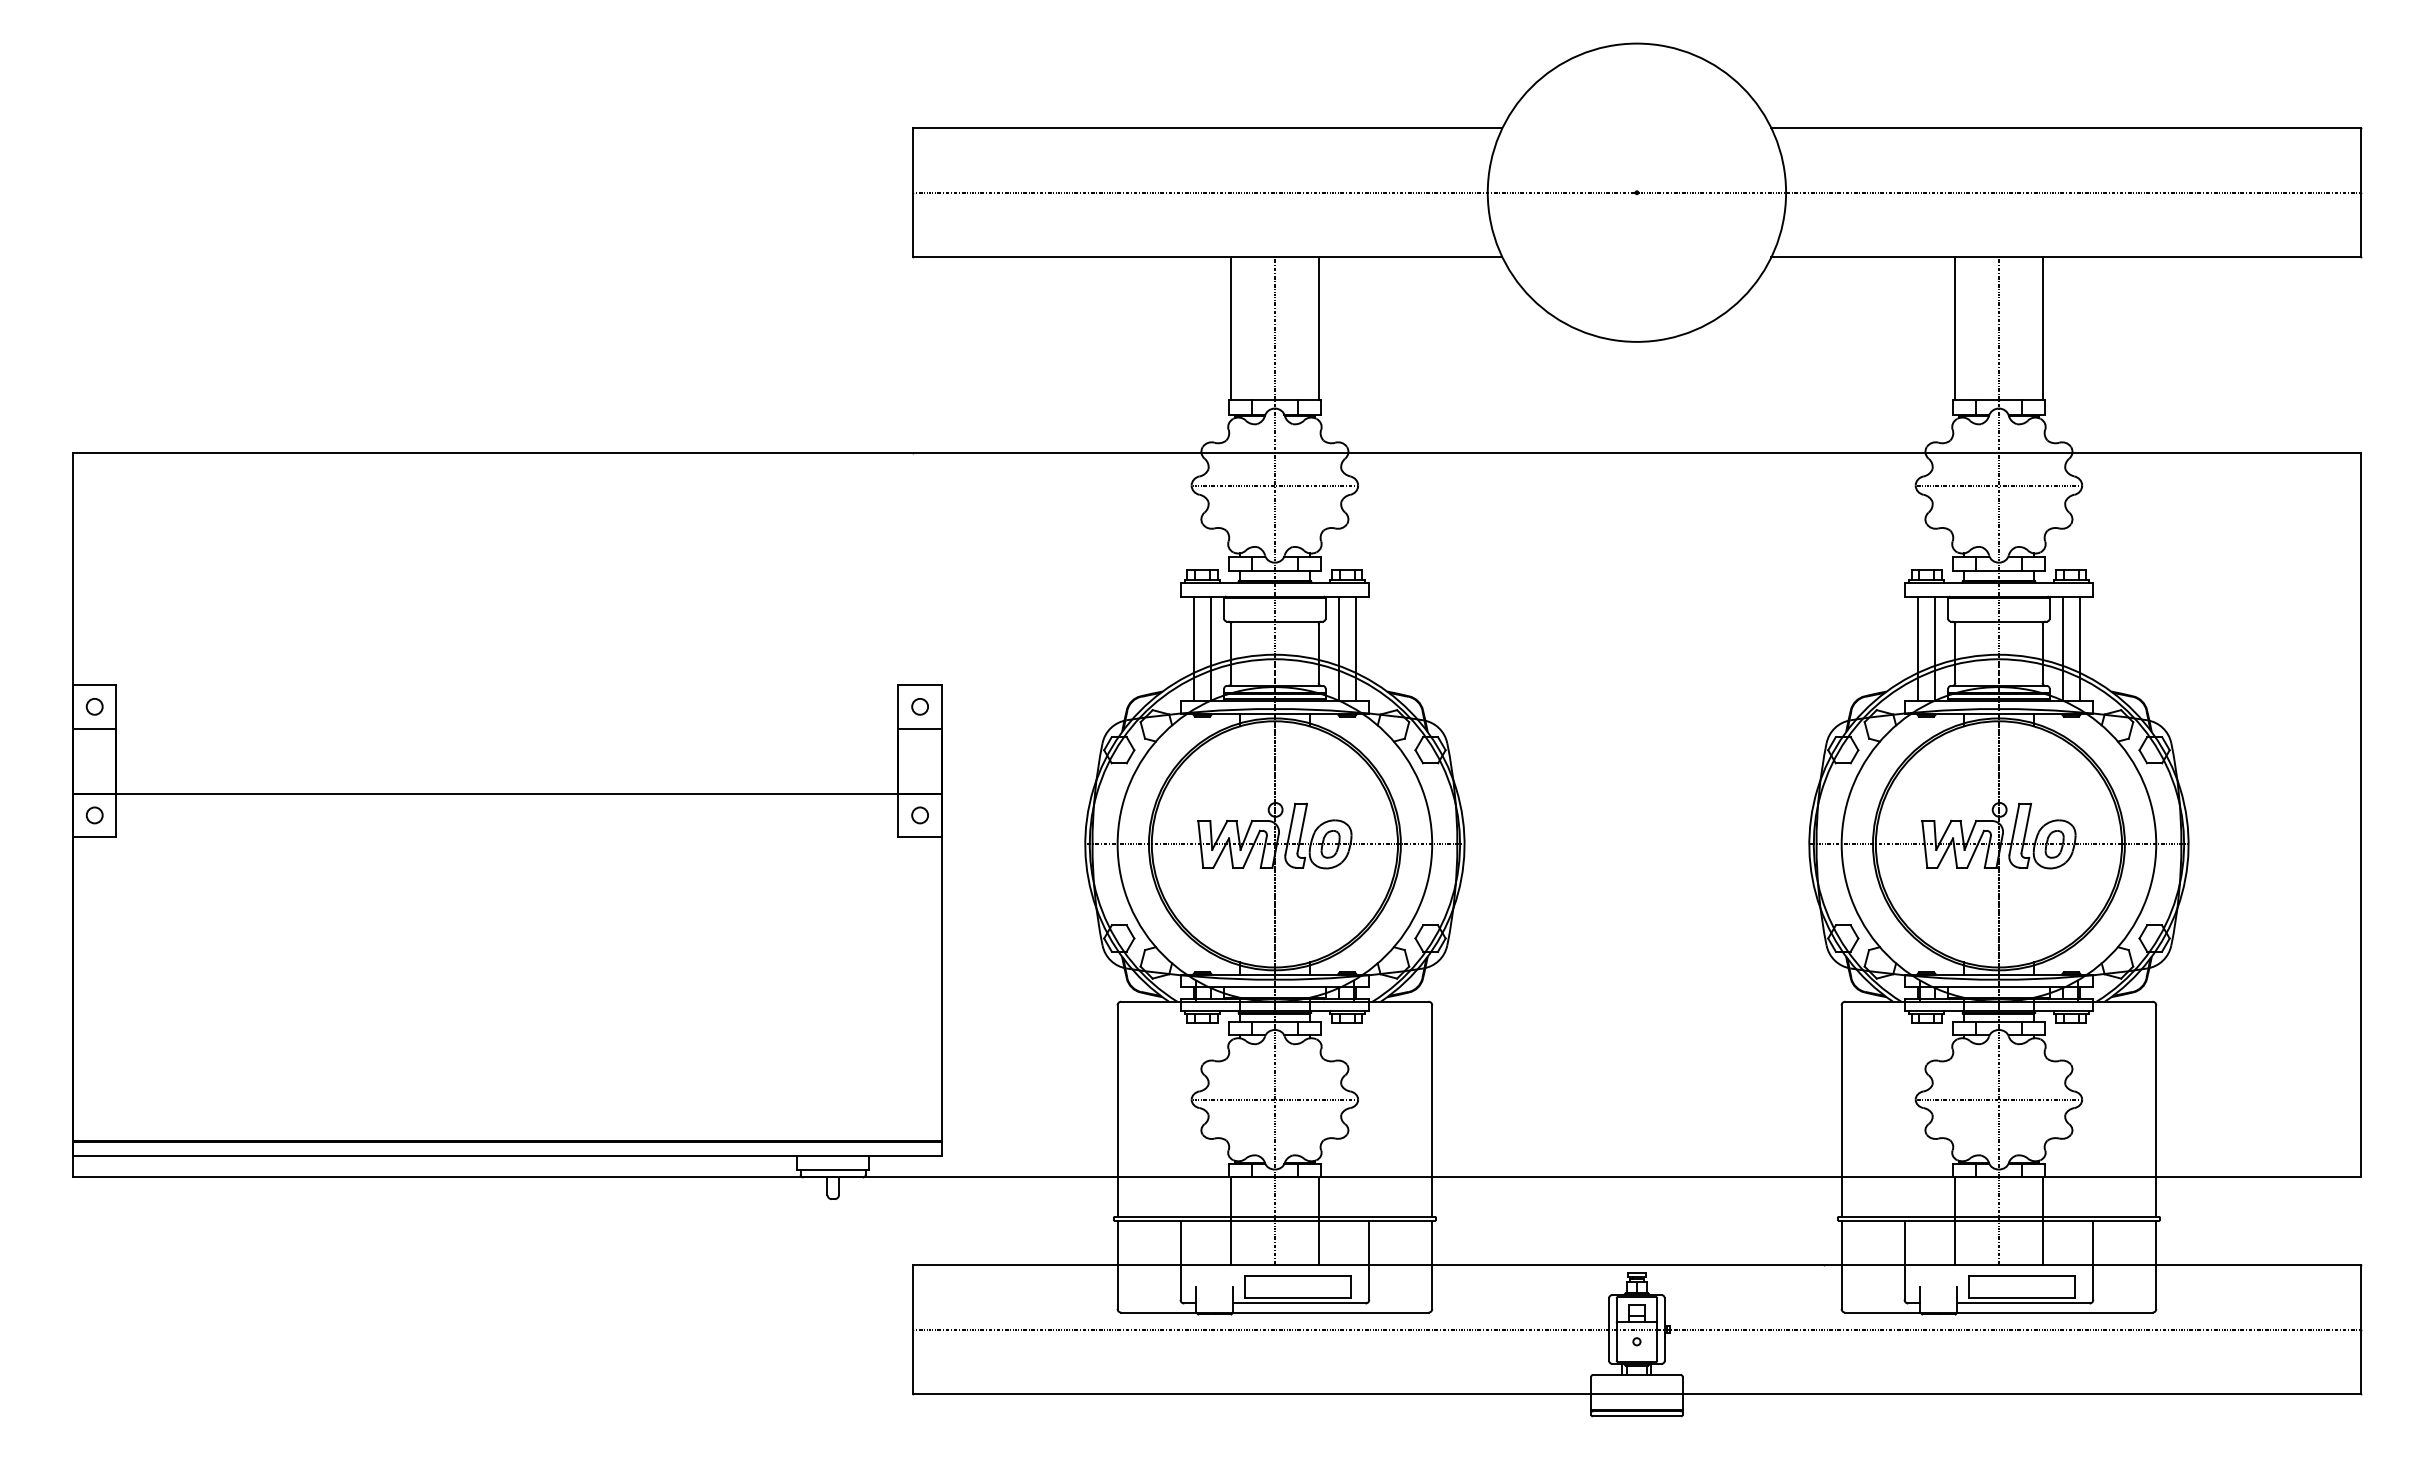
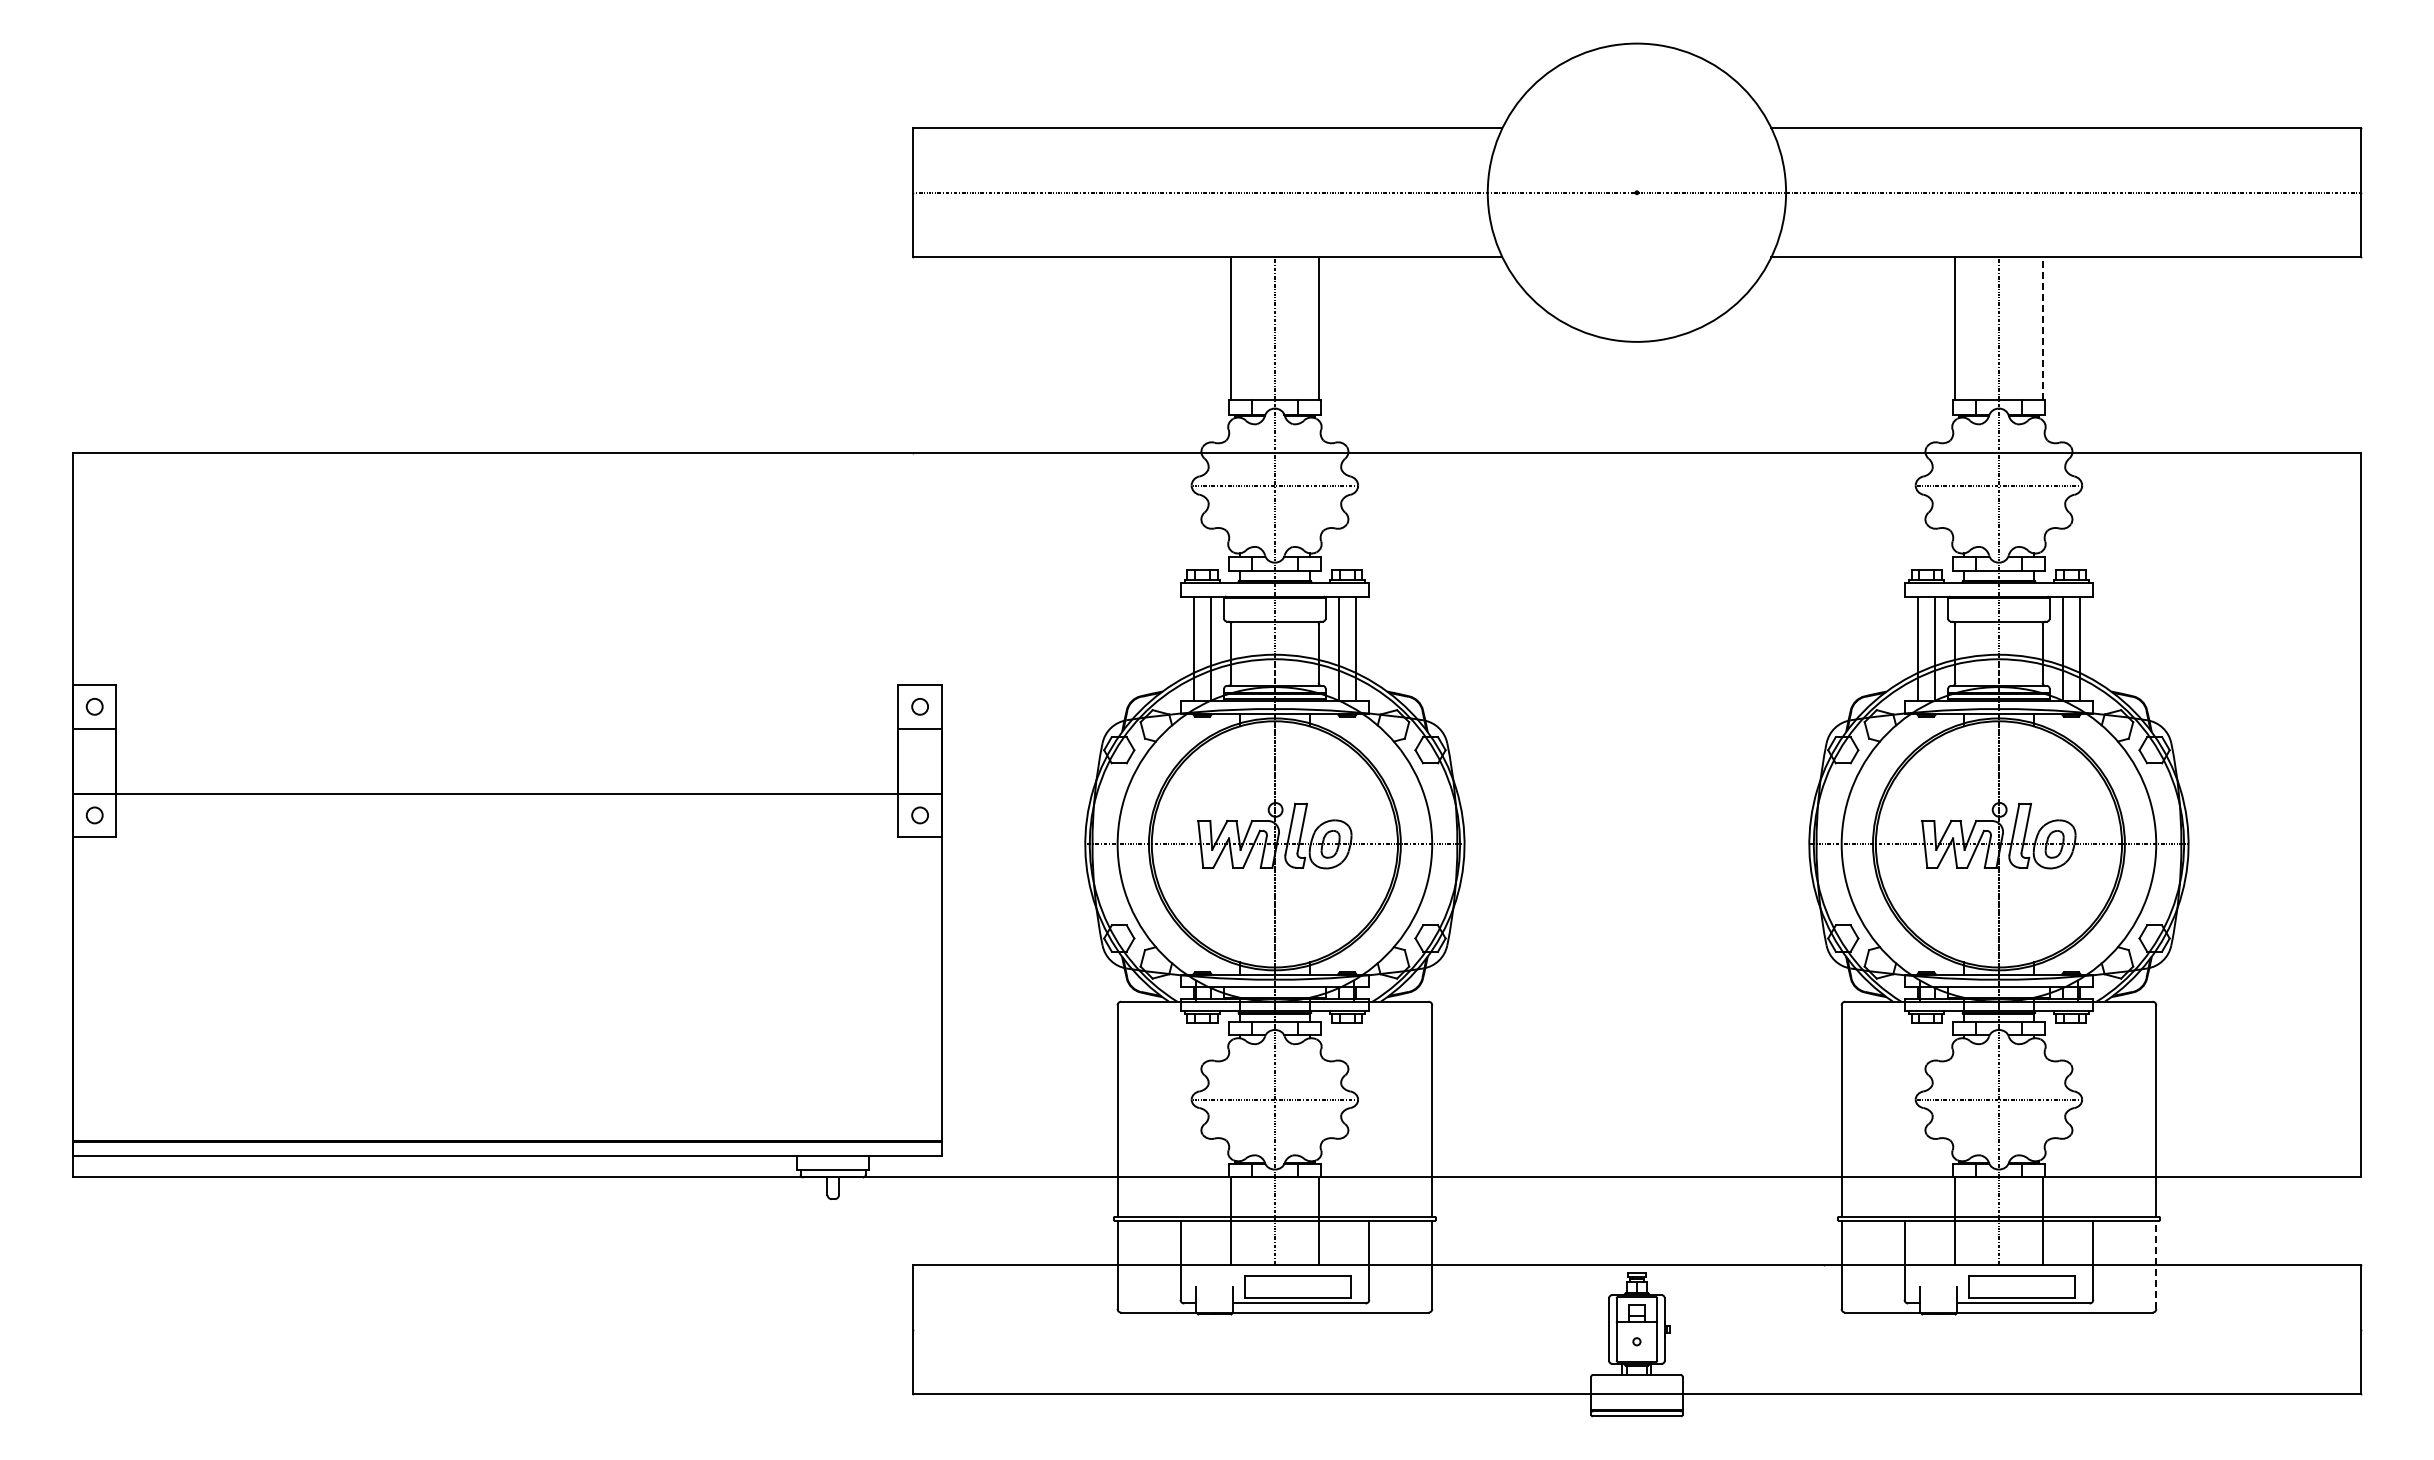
line: solid -> dashed (2042, 328)
line: solid -> dashed (2156, 1264)
line: present -> none (1636, 1329)
